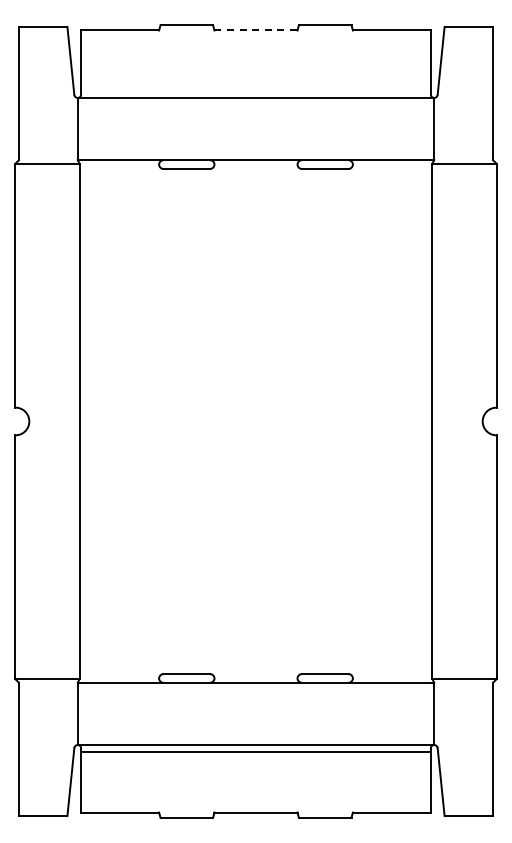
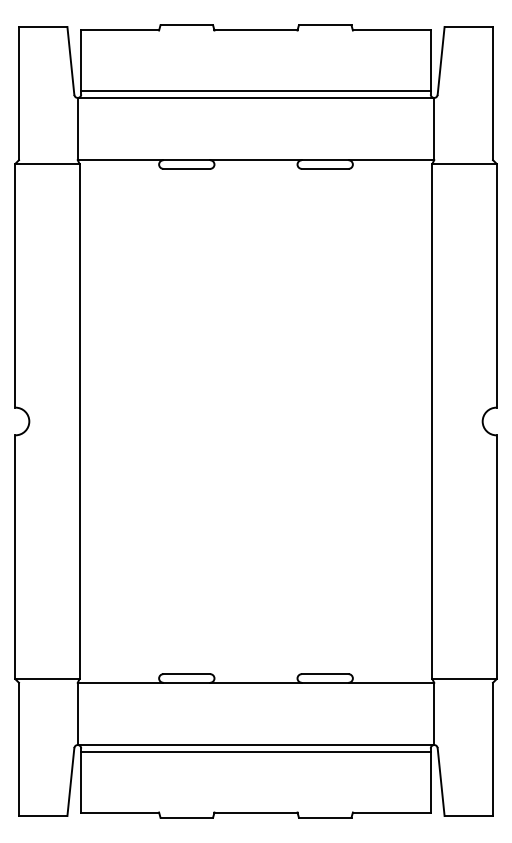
line: dashed -> solid (256, 30)
line: none -> present (255, 91)
